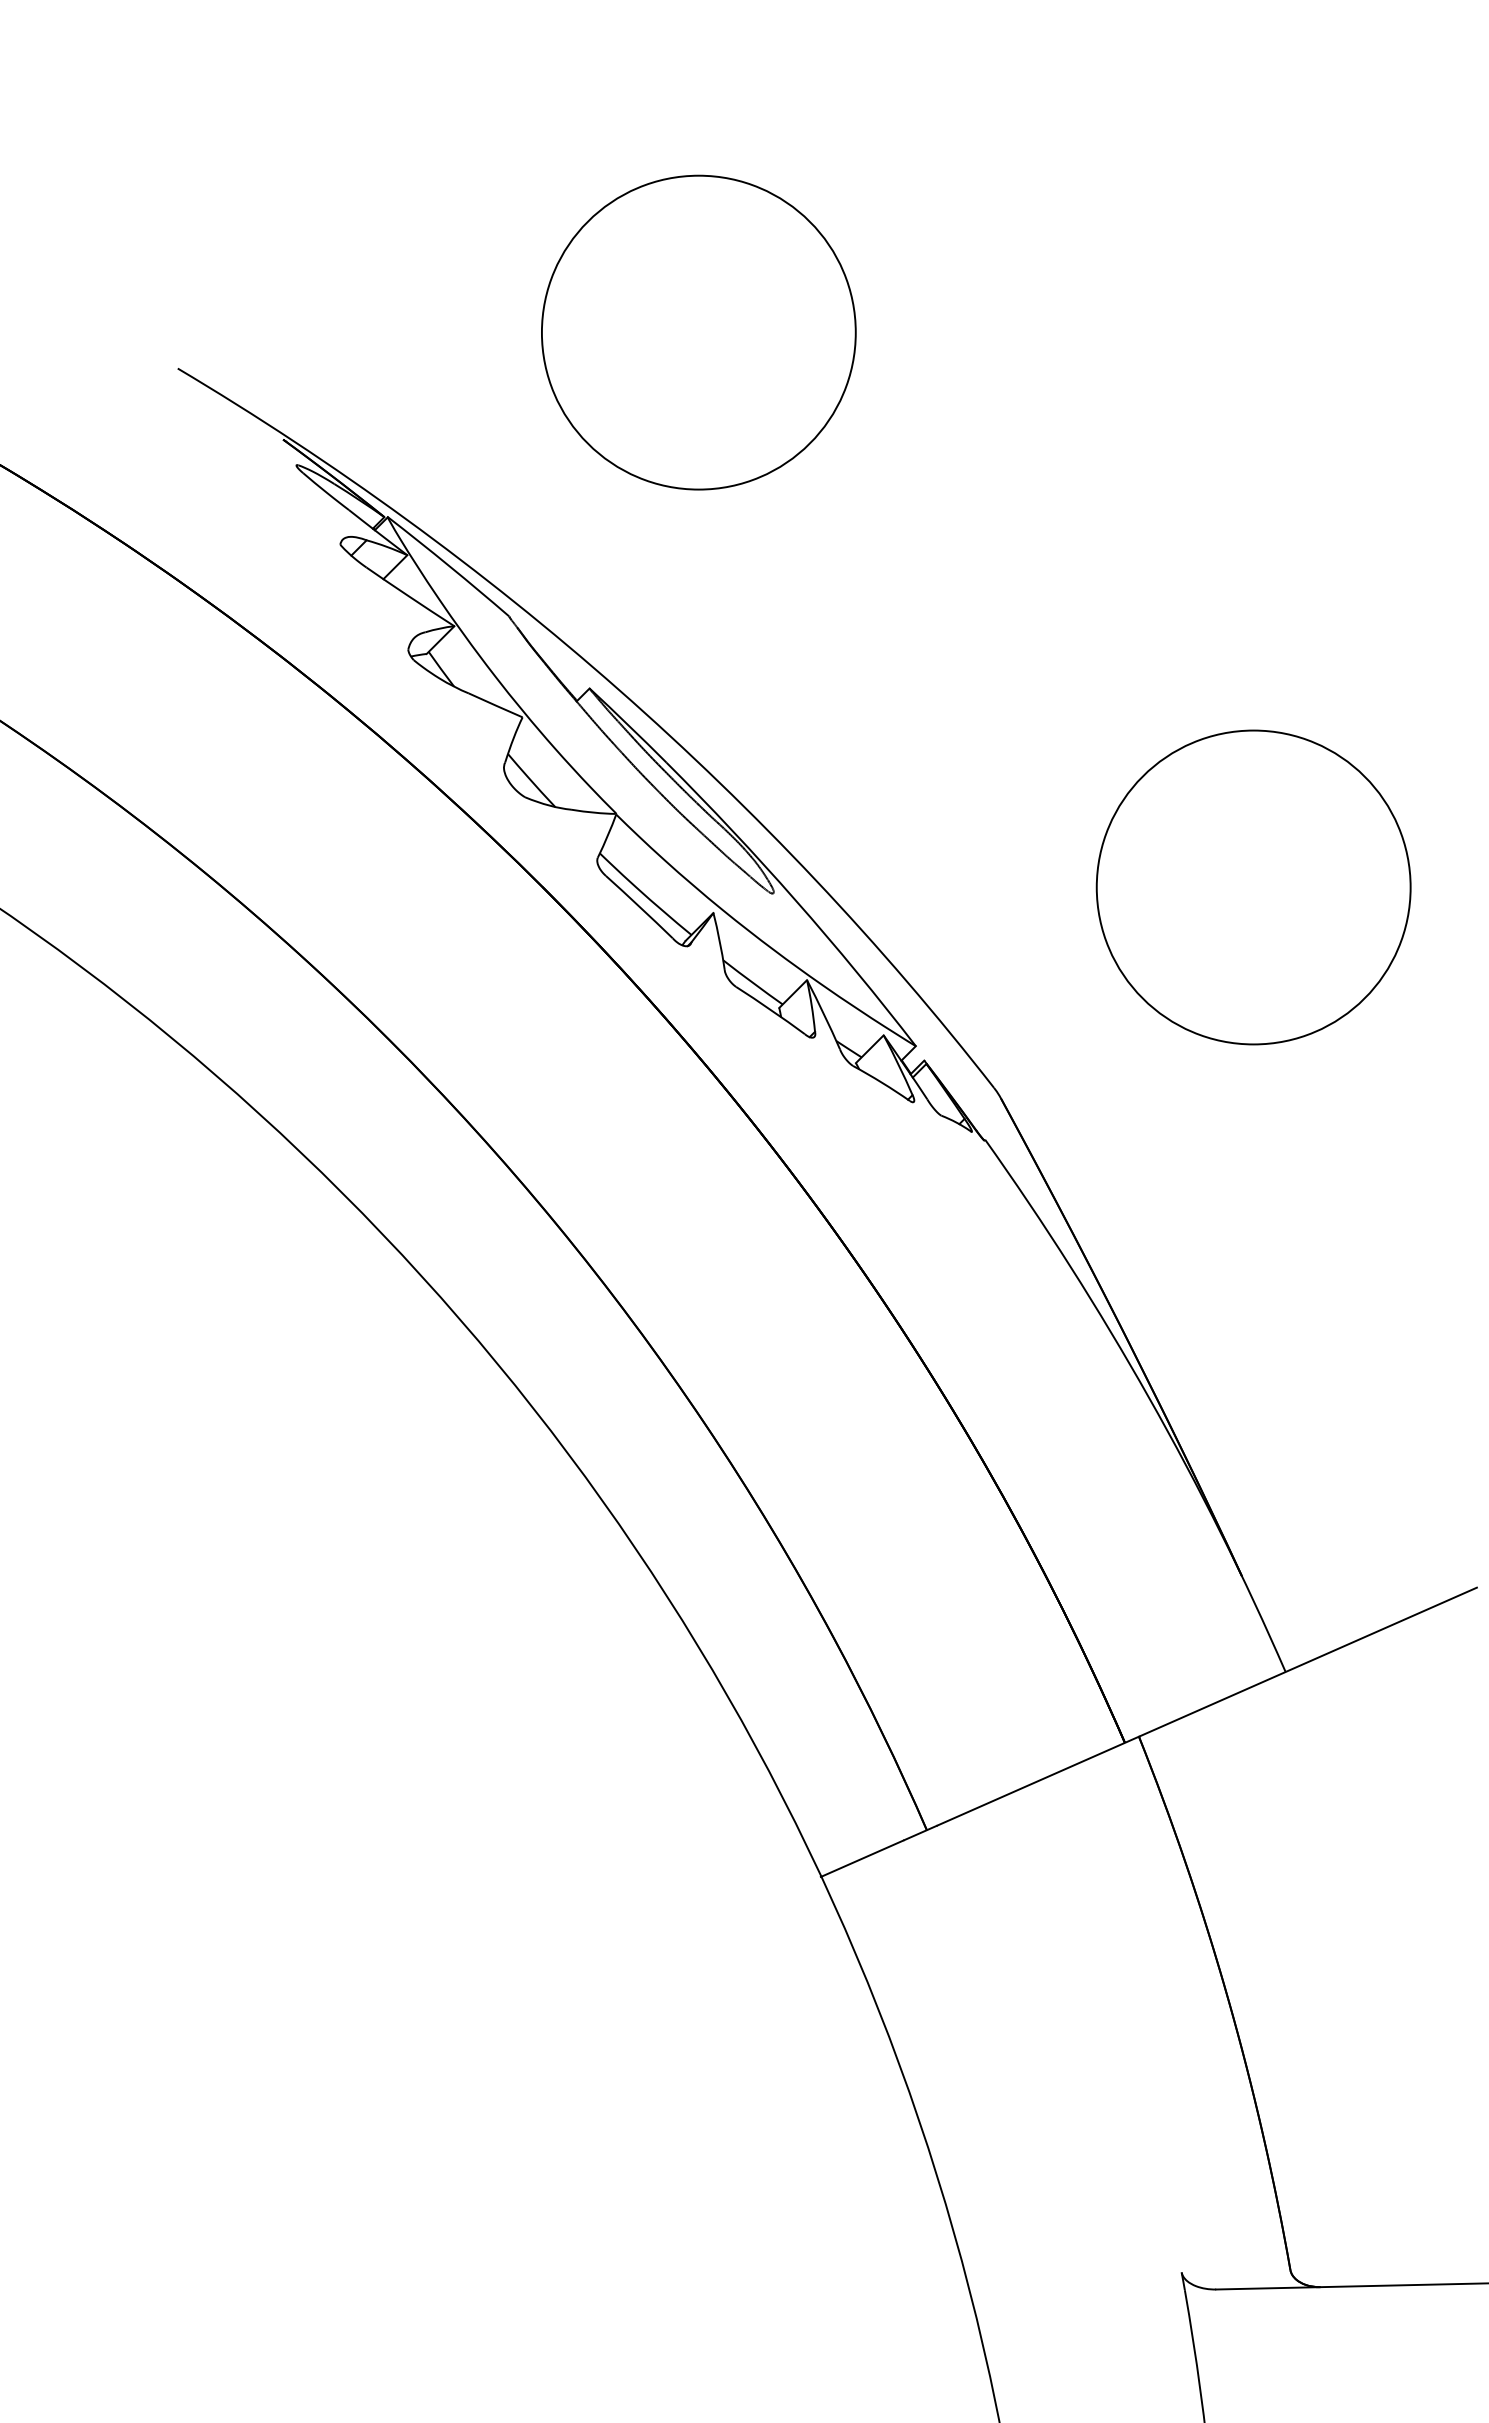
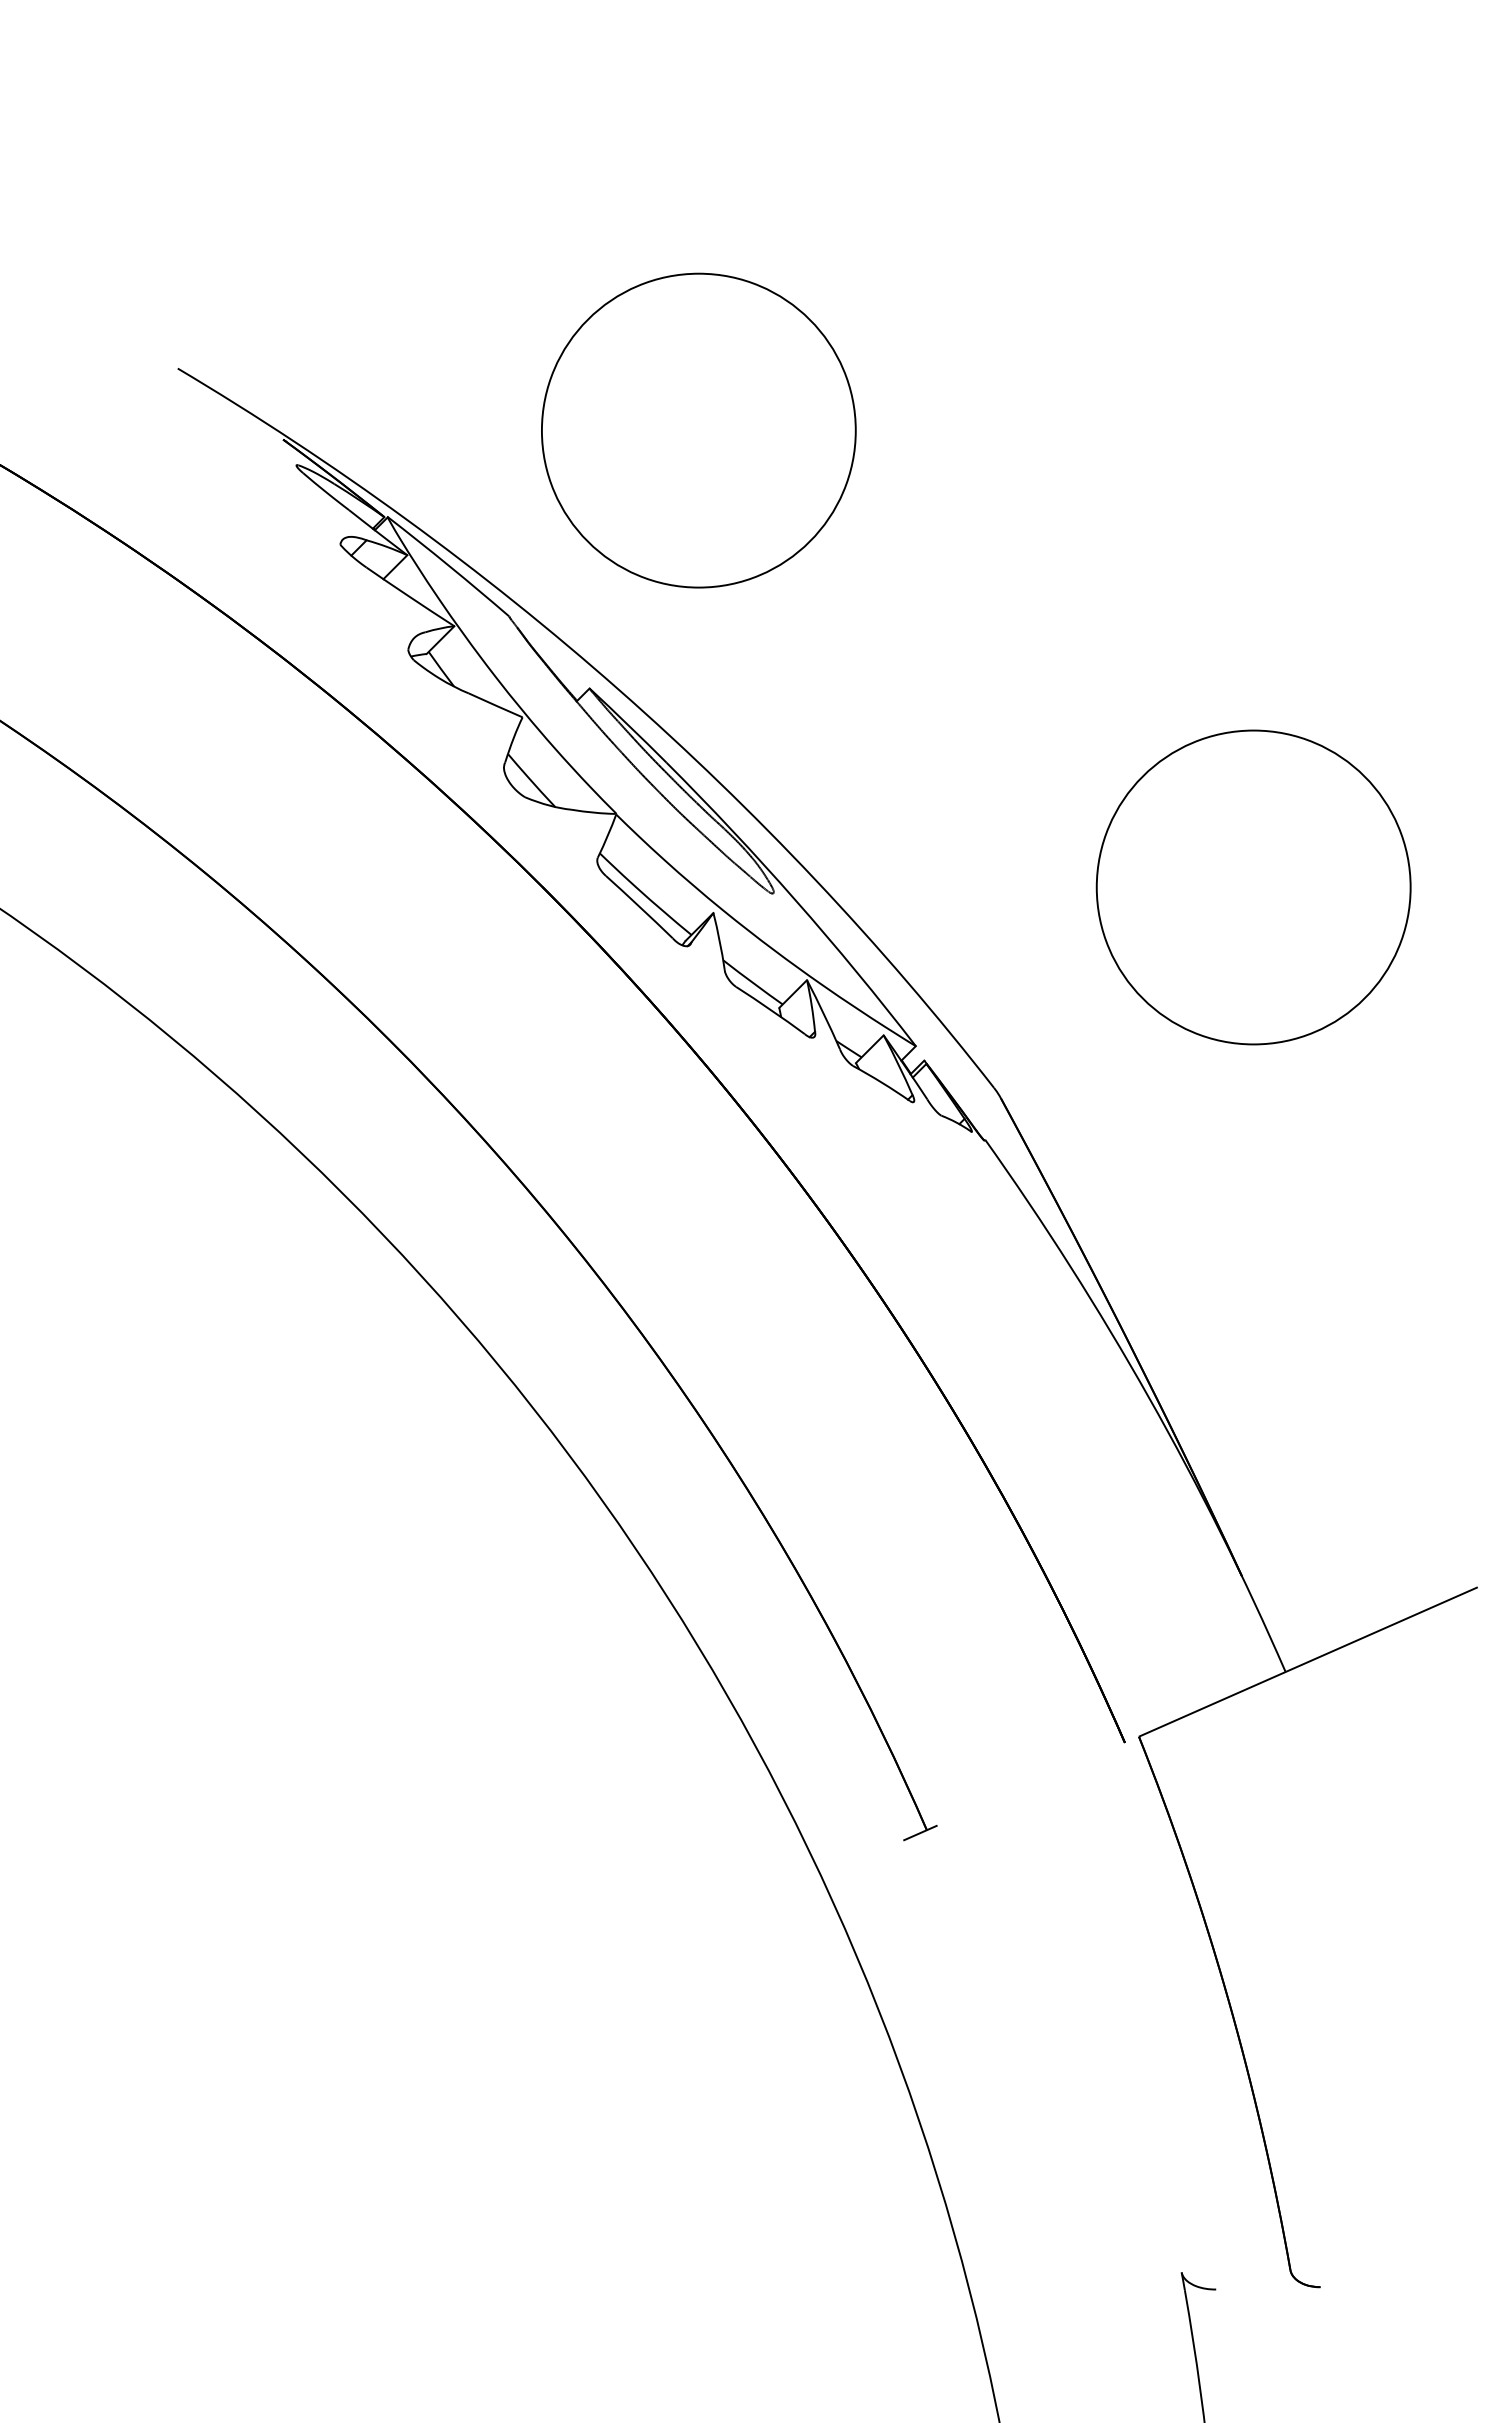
circle position: (698, 332) -> (698, 430) (698, 430)
line: present -> none (1037, 1780)
line: present -> none (861, 1858)
line: present -> none (1350, 2286)
